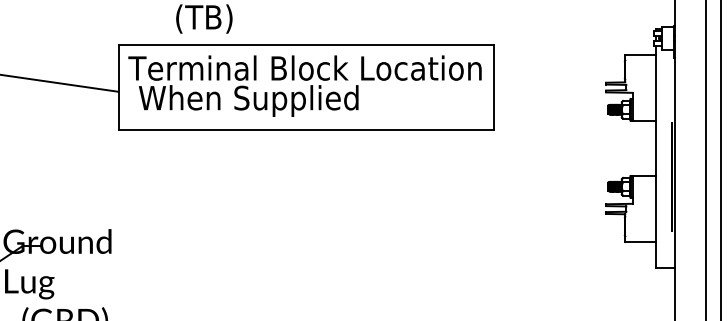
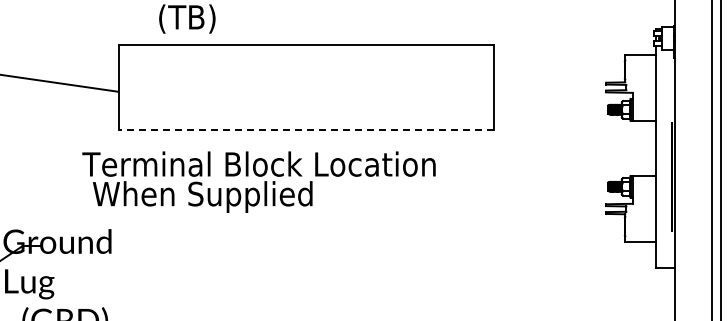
text position: (204, 18) -> (187, 18) (187, 18)
text position: (304, 85) -> (258, 181) (258, 181)
line: solid -> dashed (306, 129)
line position: (706, 159) -> (712, 159) (712, 159)
